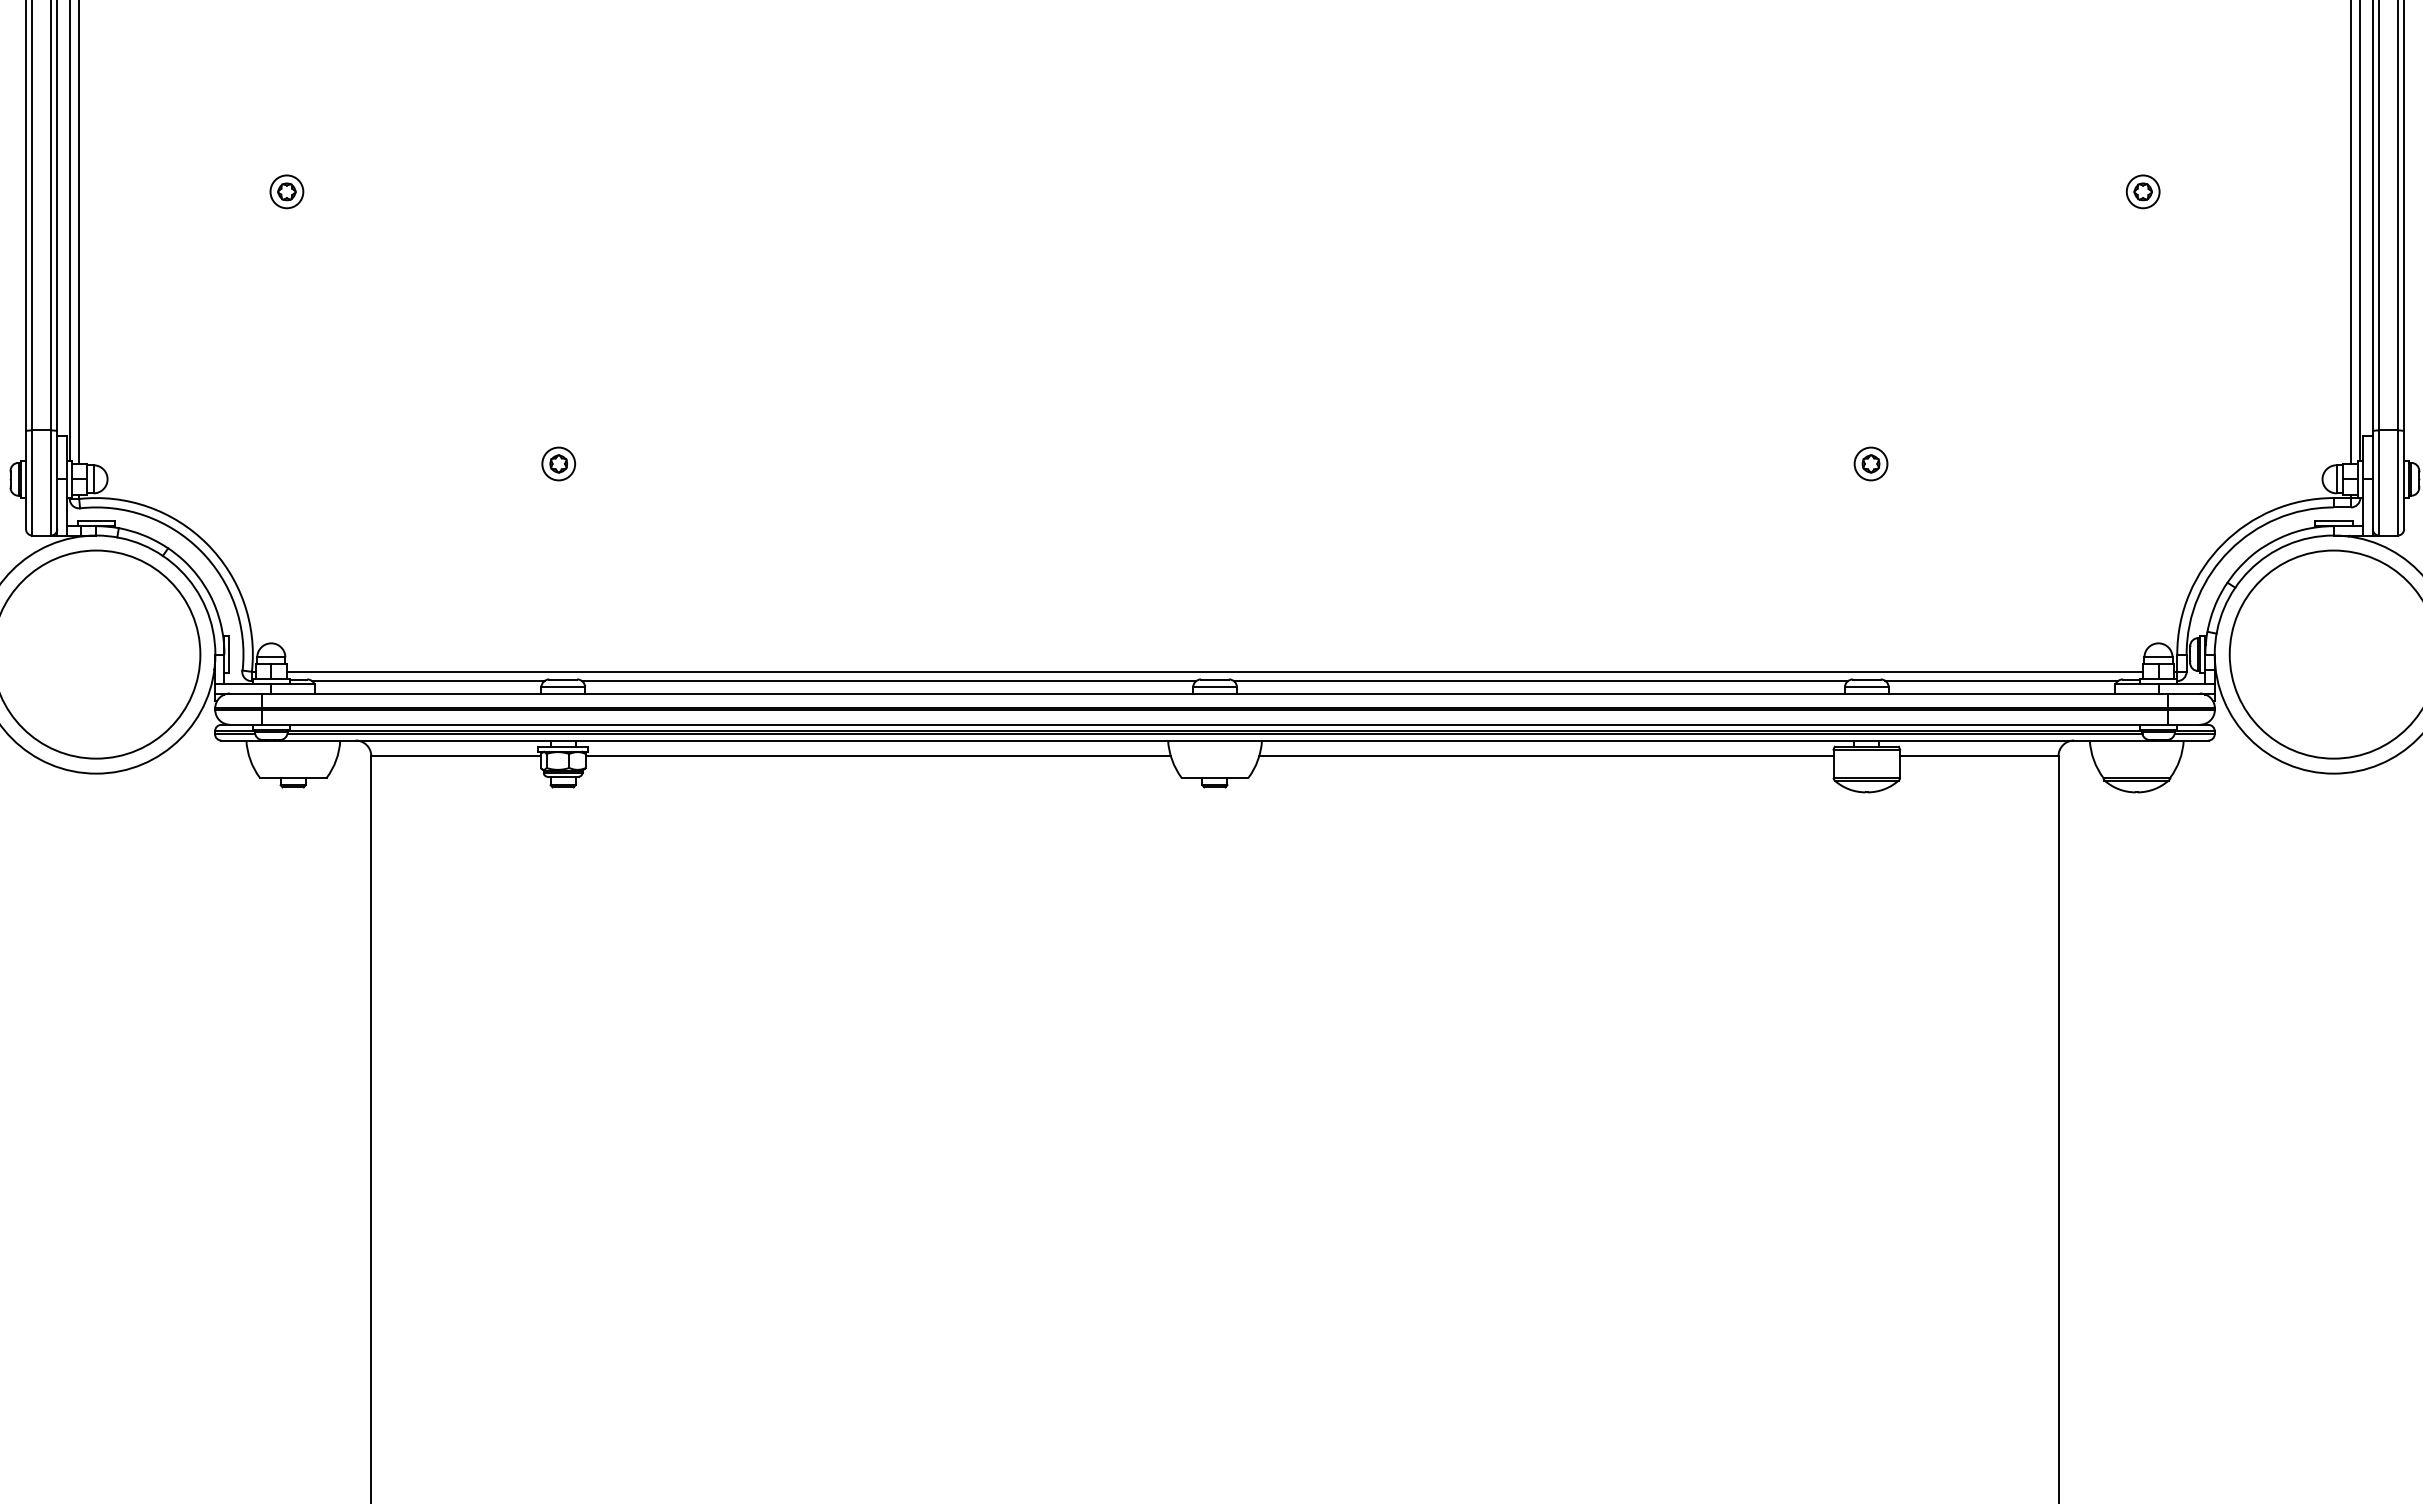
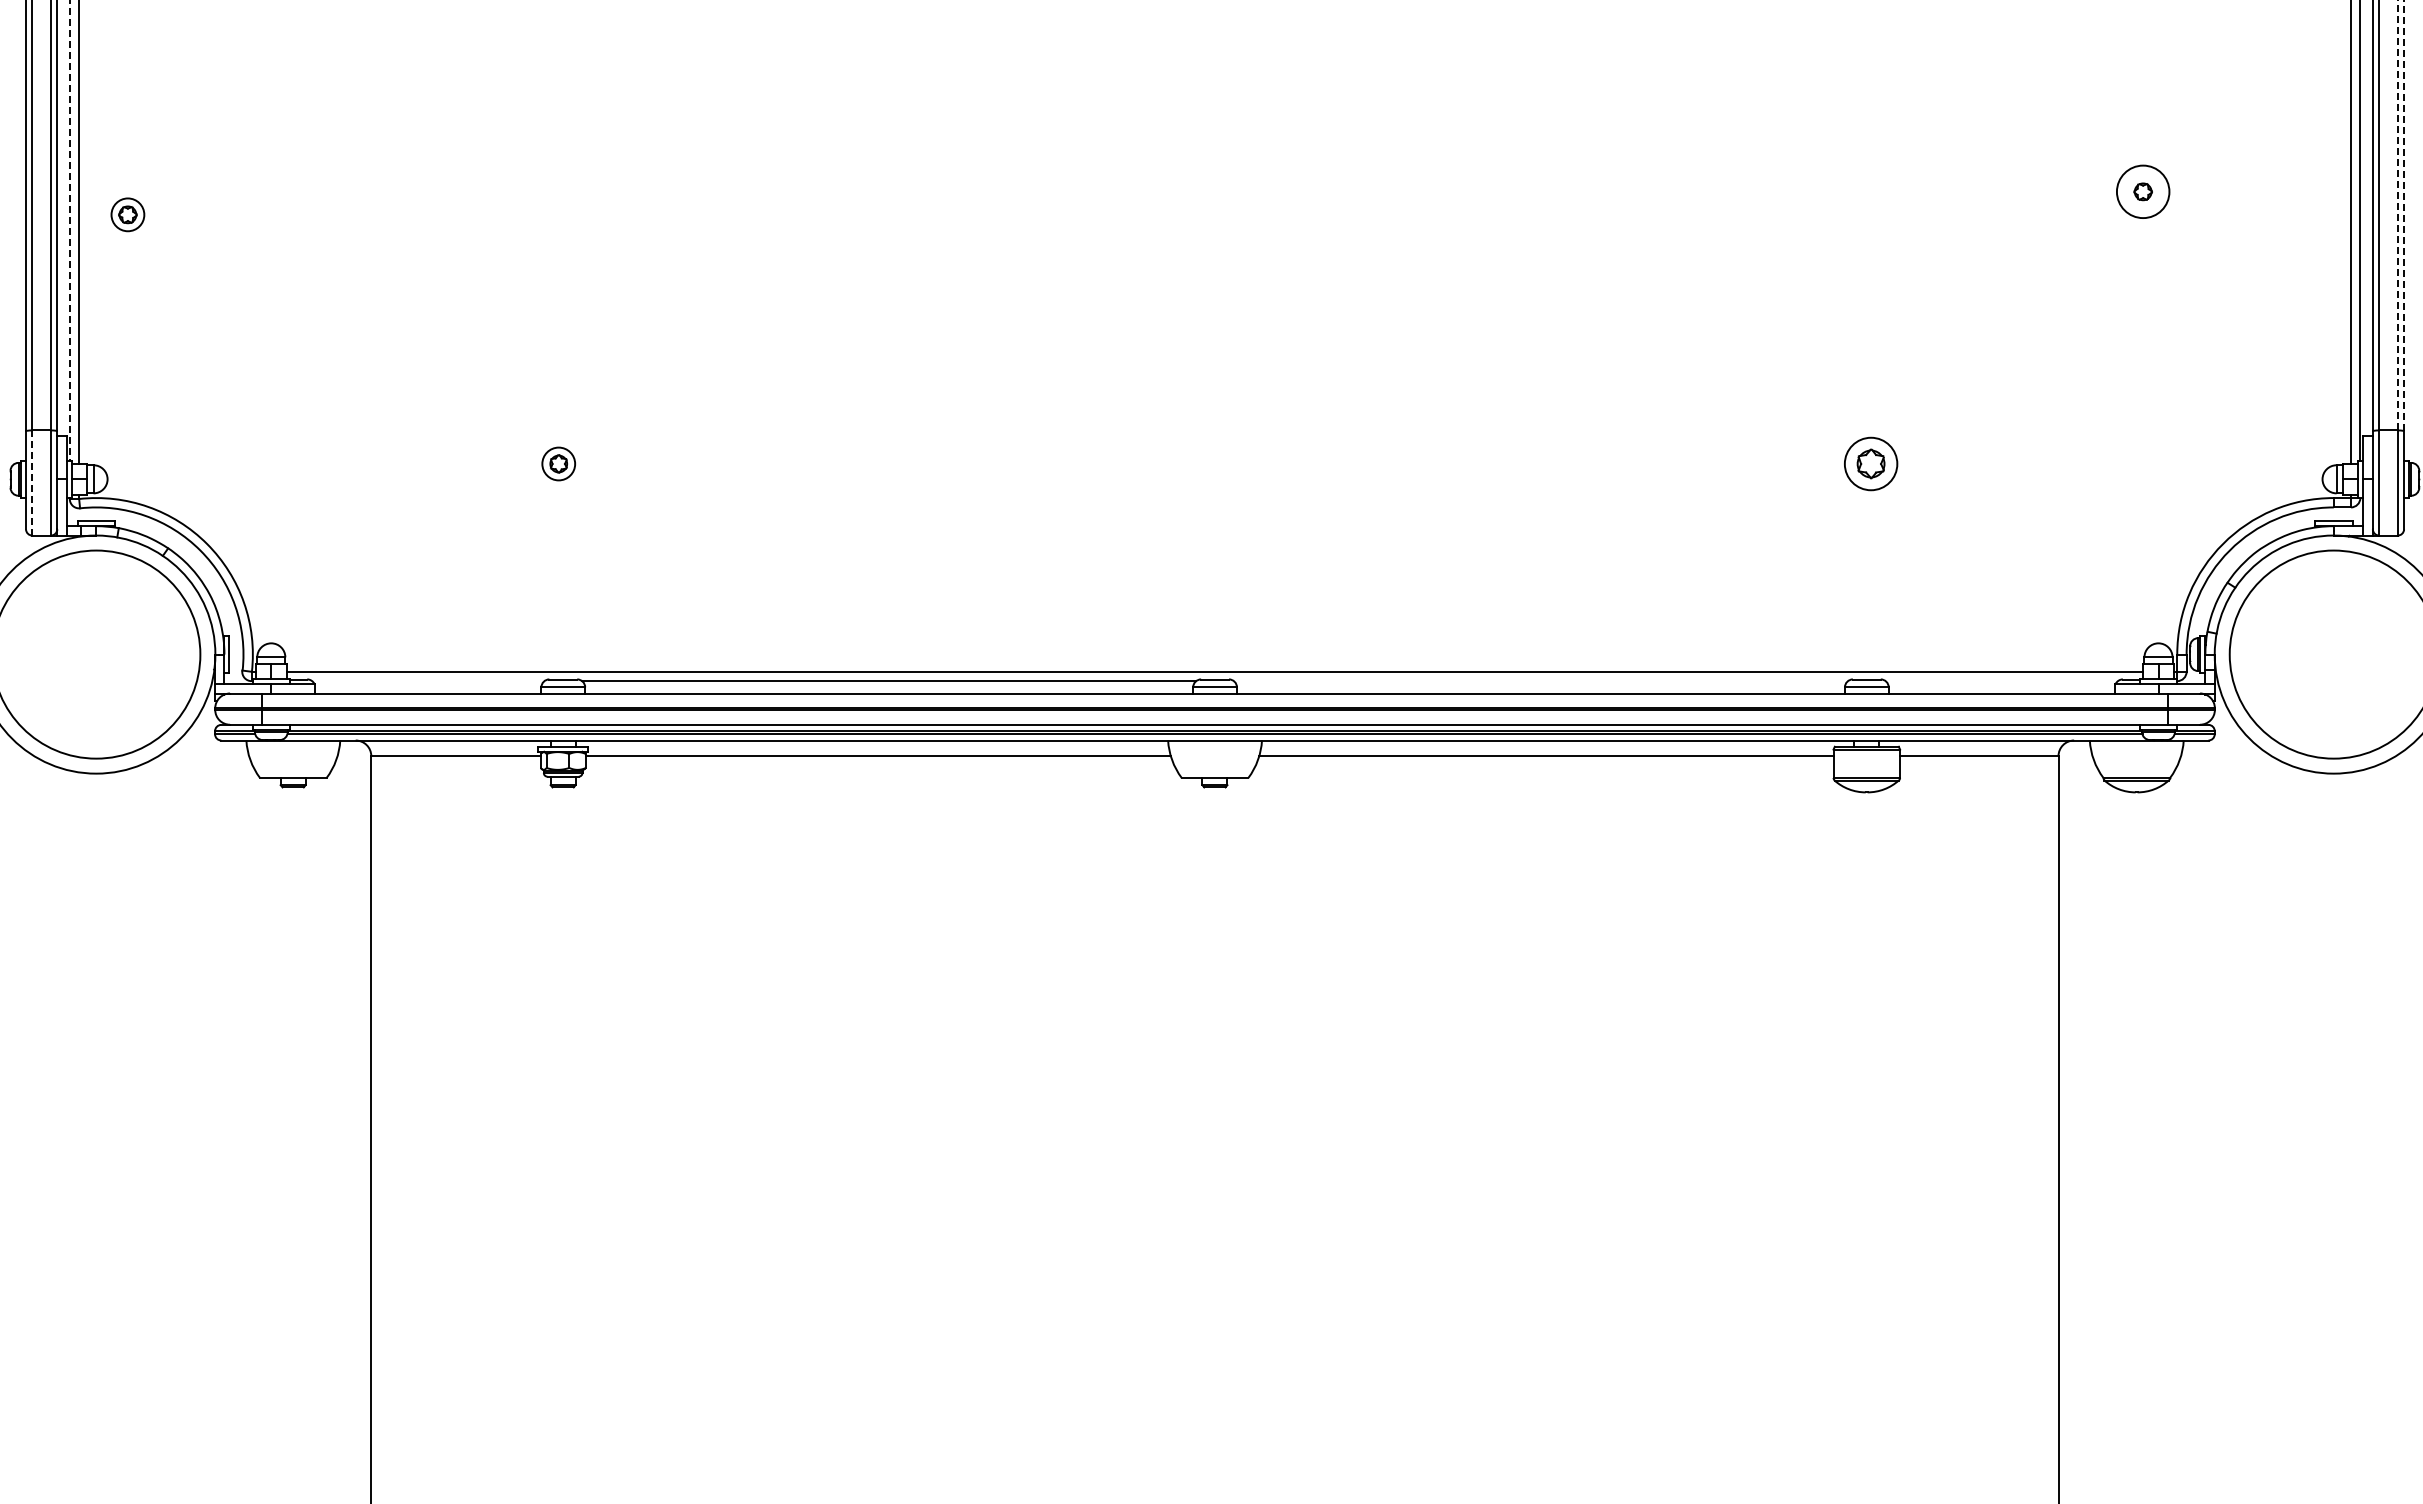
part position: (286, 191) -> (127, 214) (127, 214)
circle diameter: 33 px -> 52 px (2142, 191)
line: solid -> dashed (2397, 215)
line: solid -> dashed (2404, 215)
line: solid -> dashed (69, 230)
part size: 36x36 px -> 55x56 px (1871, 463)
line: solid -> dashed (32, 482)
line: present -> none (427, 681)
line: present -> none (1540, 681)
line: present -> none (2001, 681)
